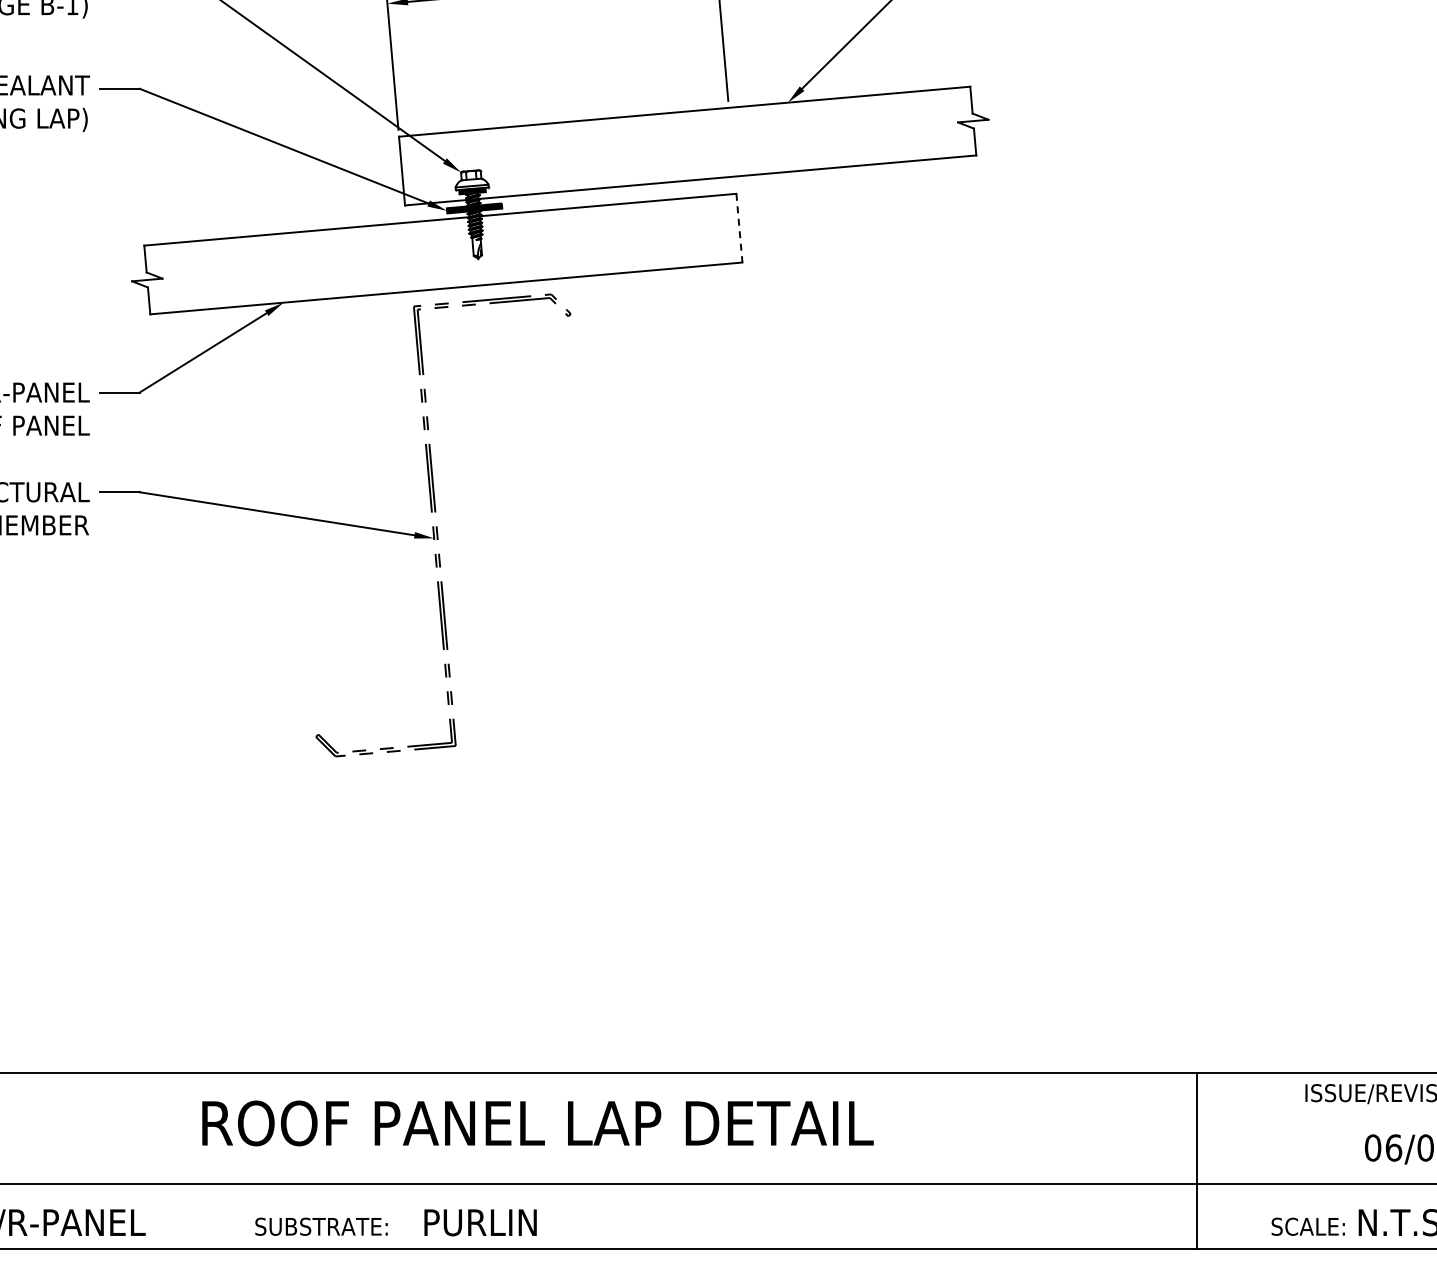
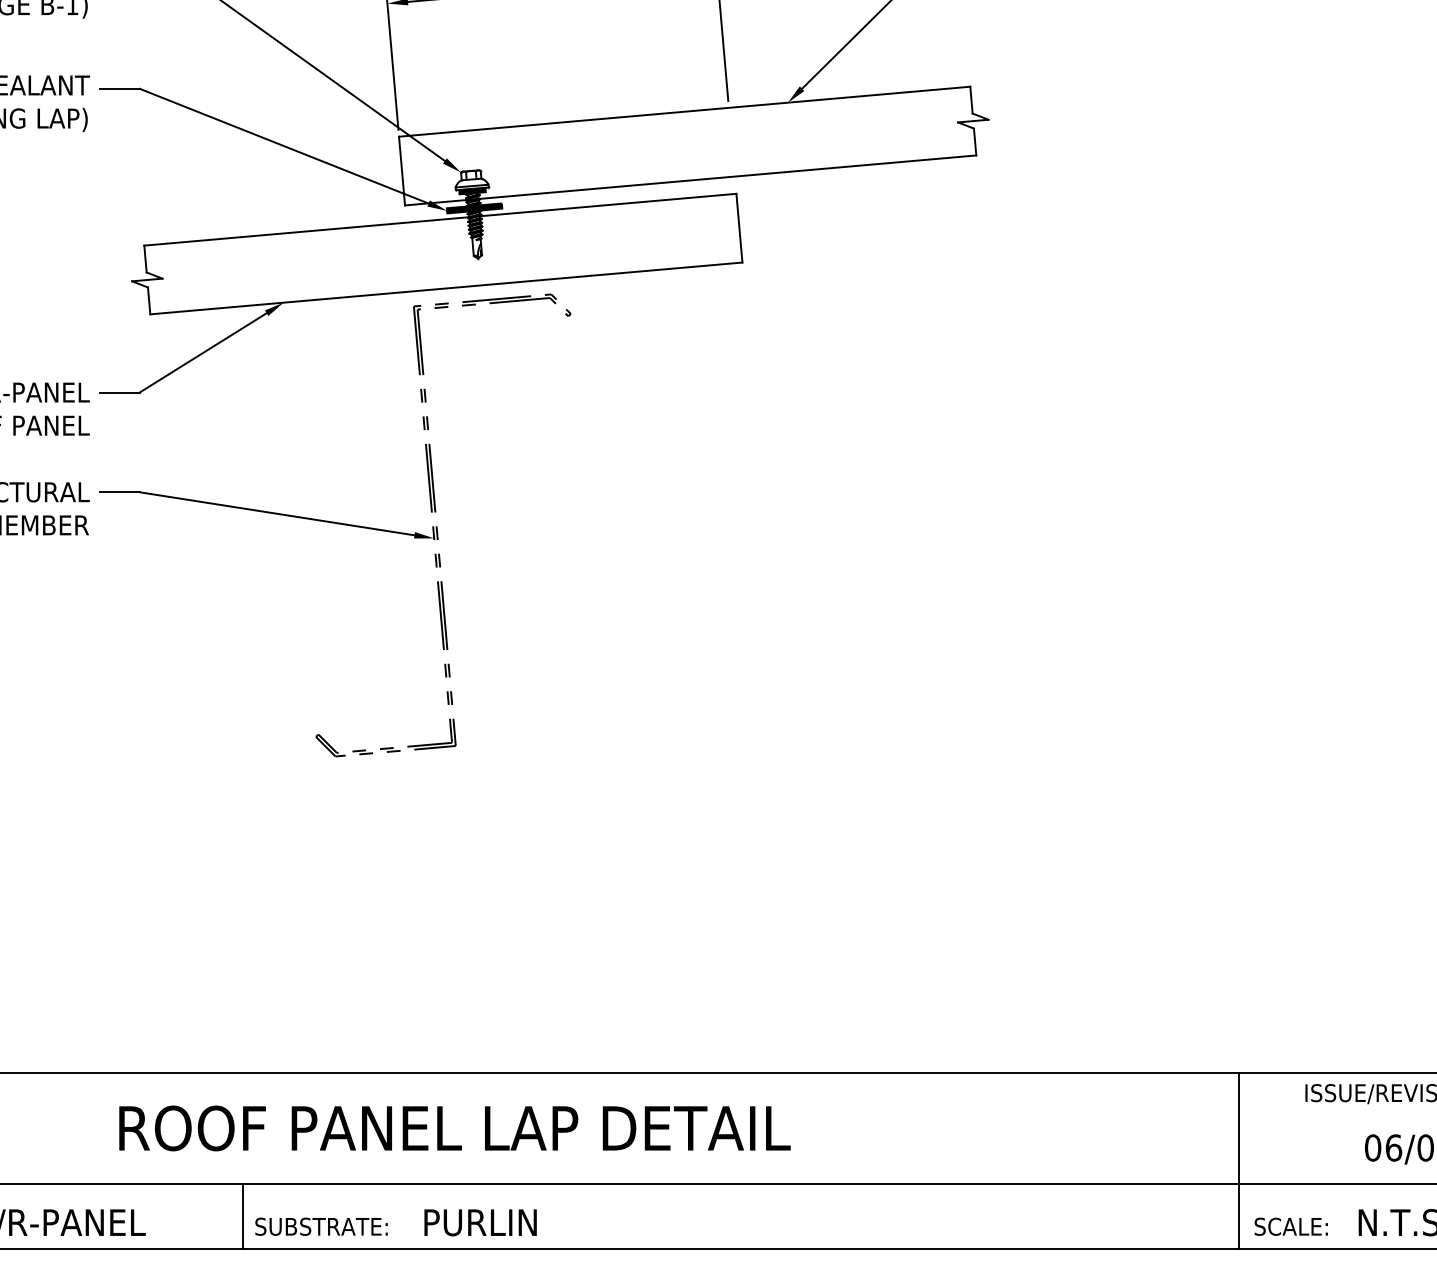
line: dashed -> solid (739, 228)
text position: (537, 1123) -> (454, 1128) (454, 1128)
line position: (1196, 1160) -> (1238, 1160) (1238, 1160)
line: none -> present (242, 1216)
text position: (1307, 1226) -> (1290, 1226) (1290, 1226)
